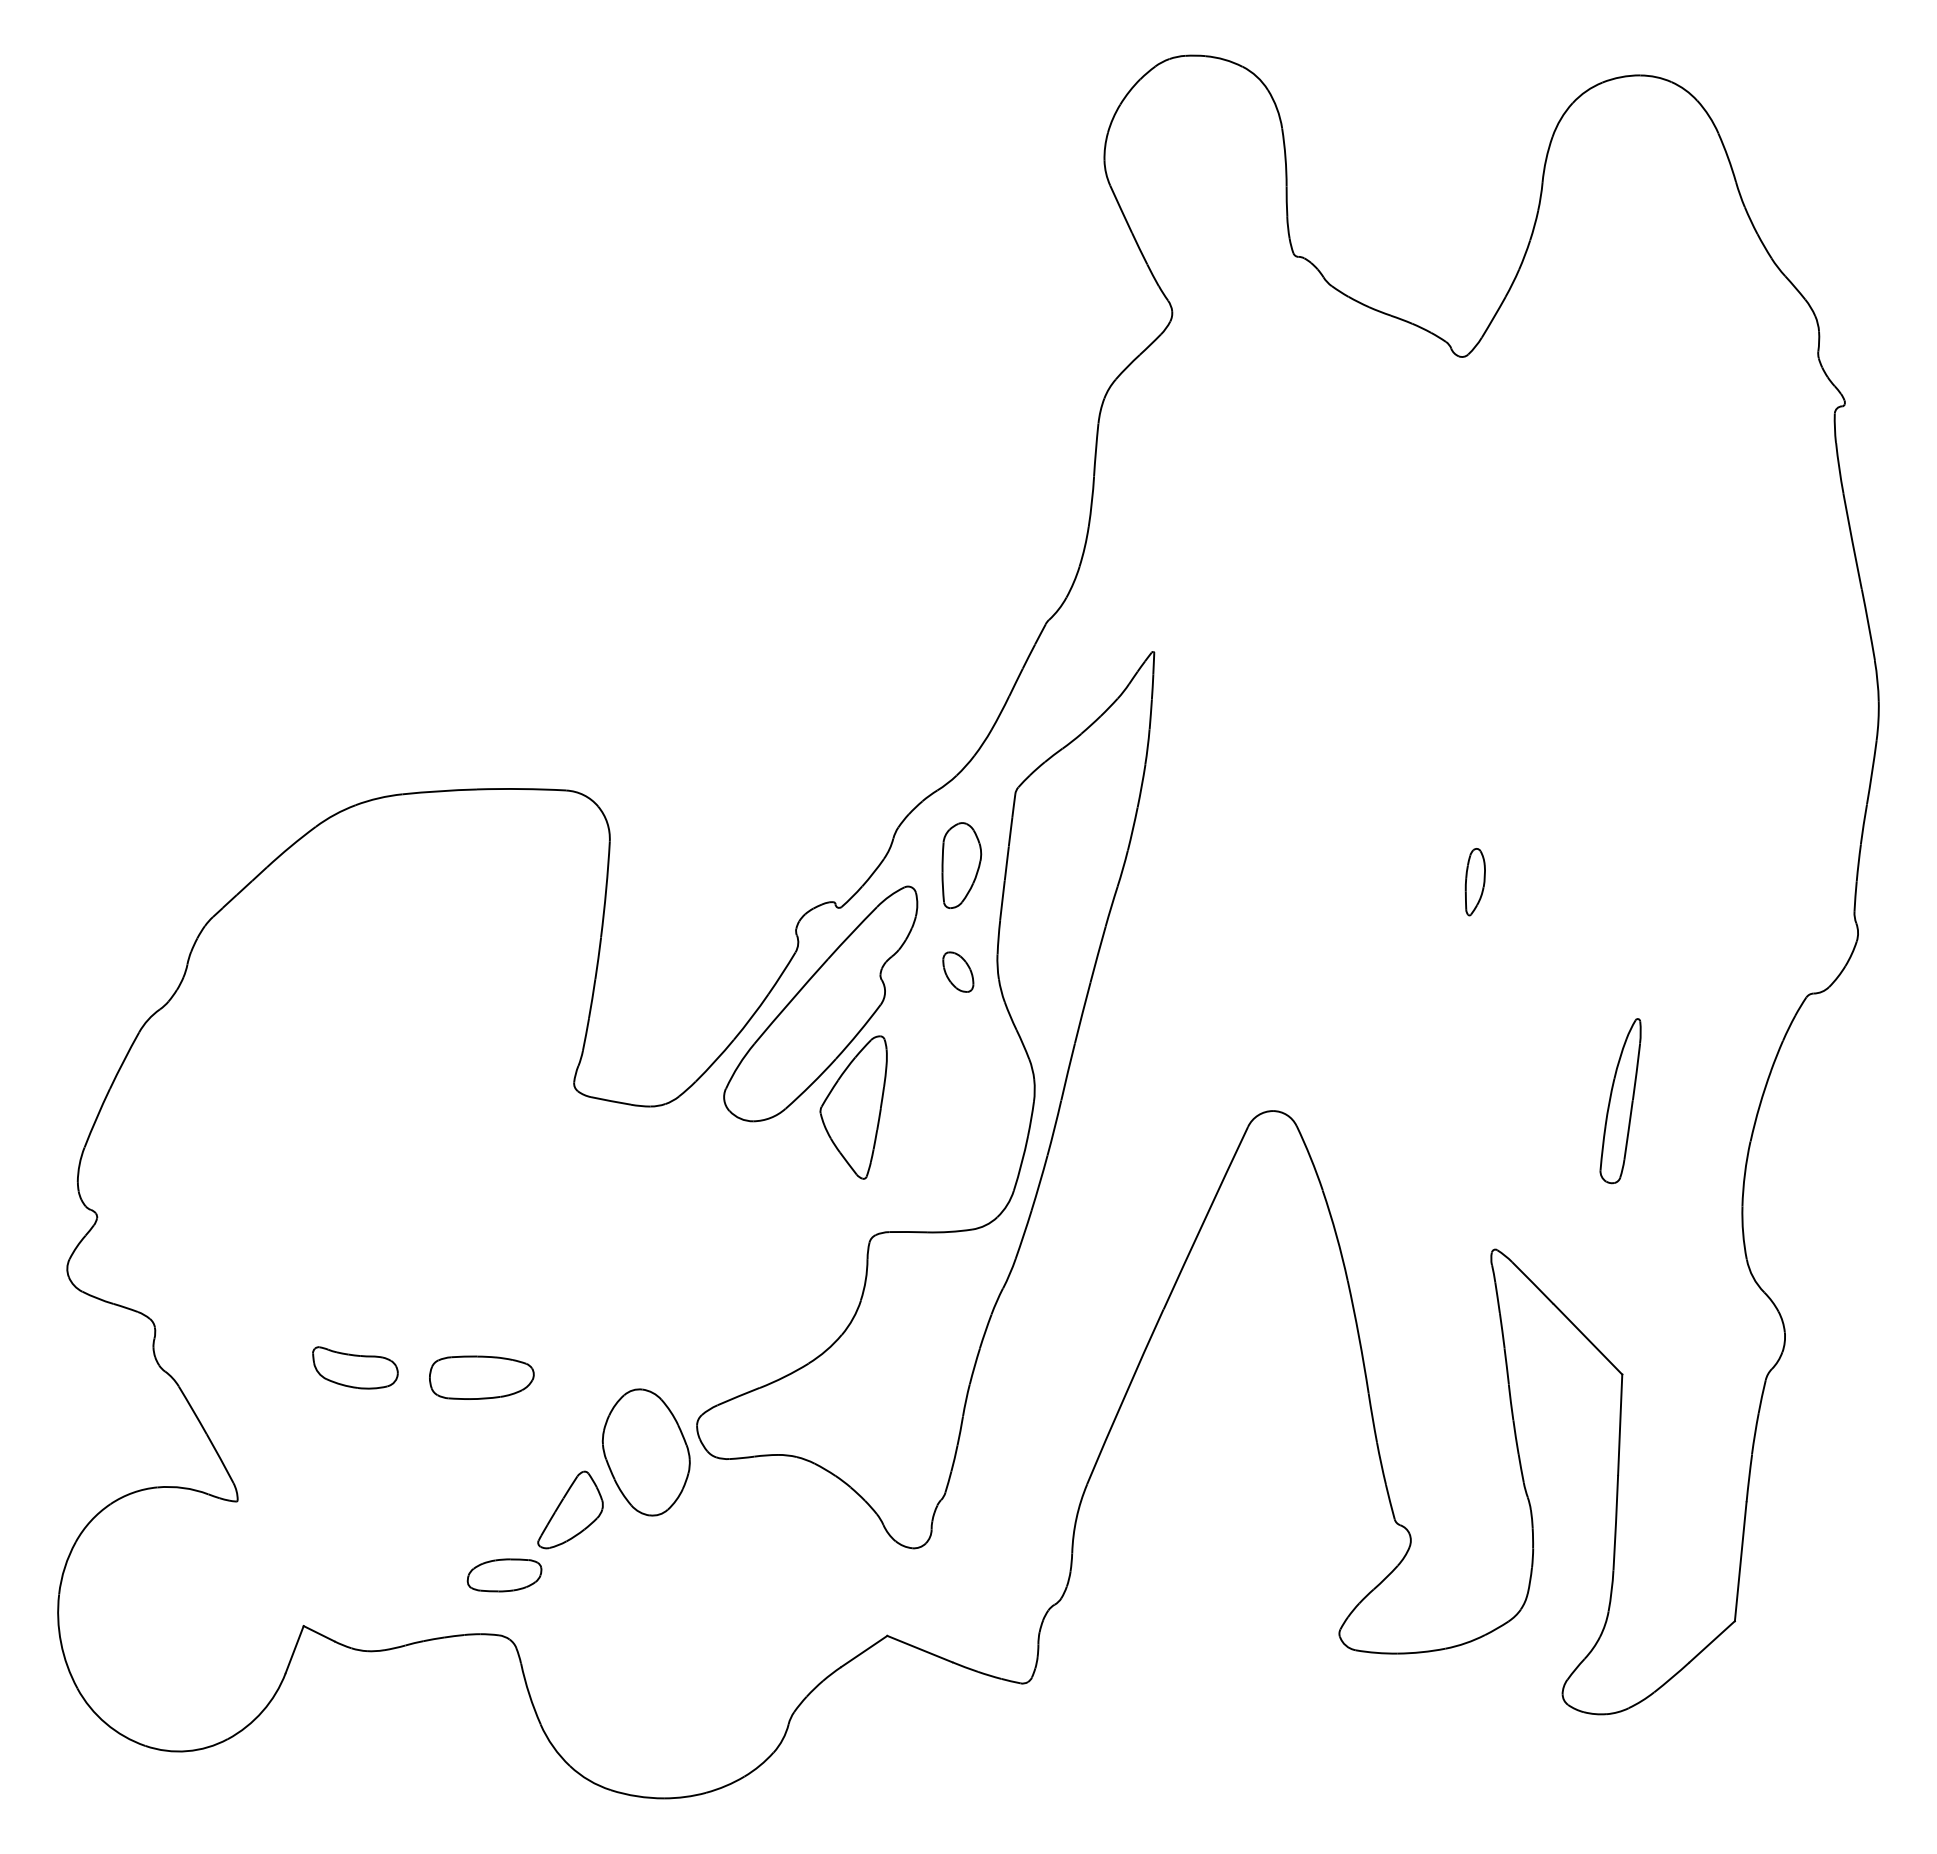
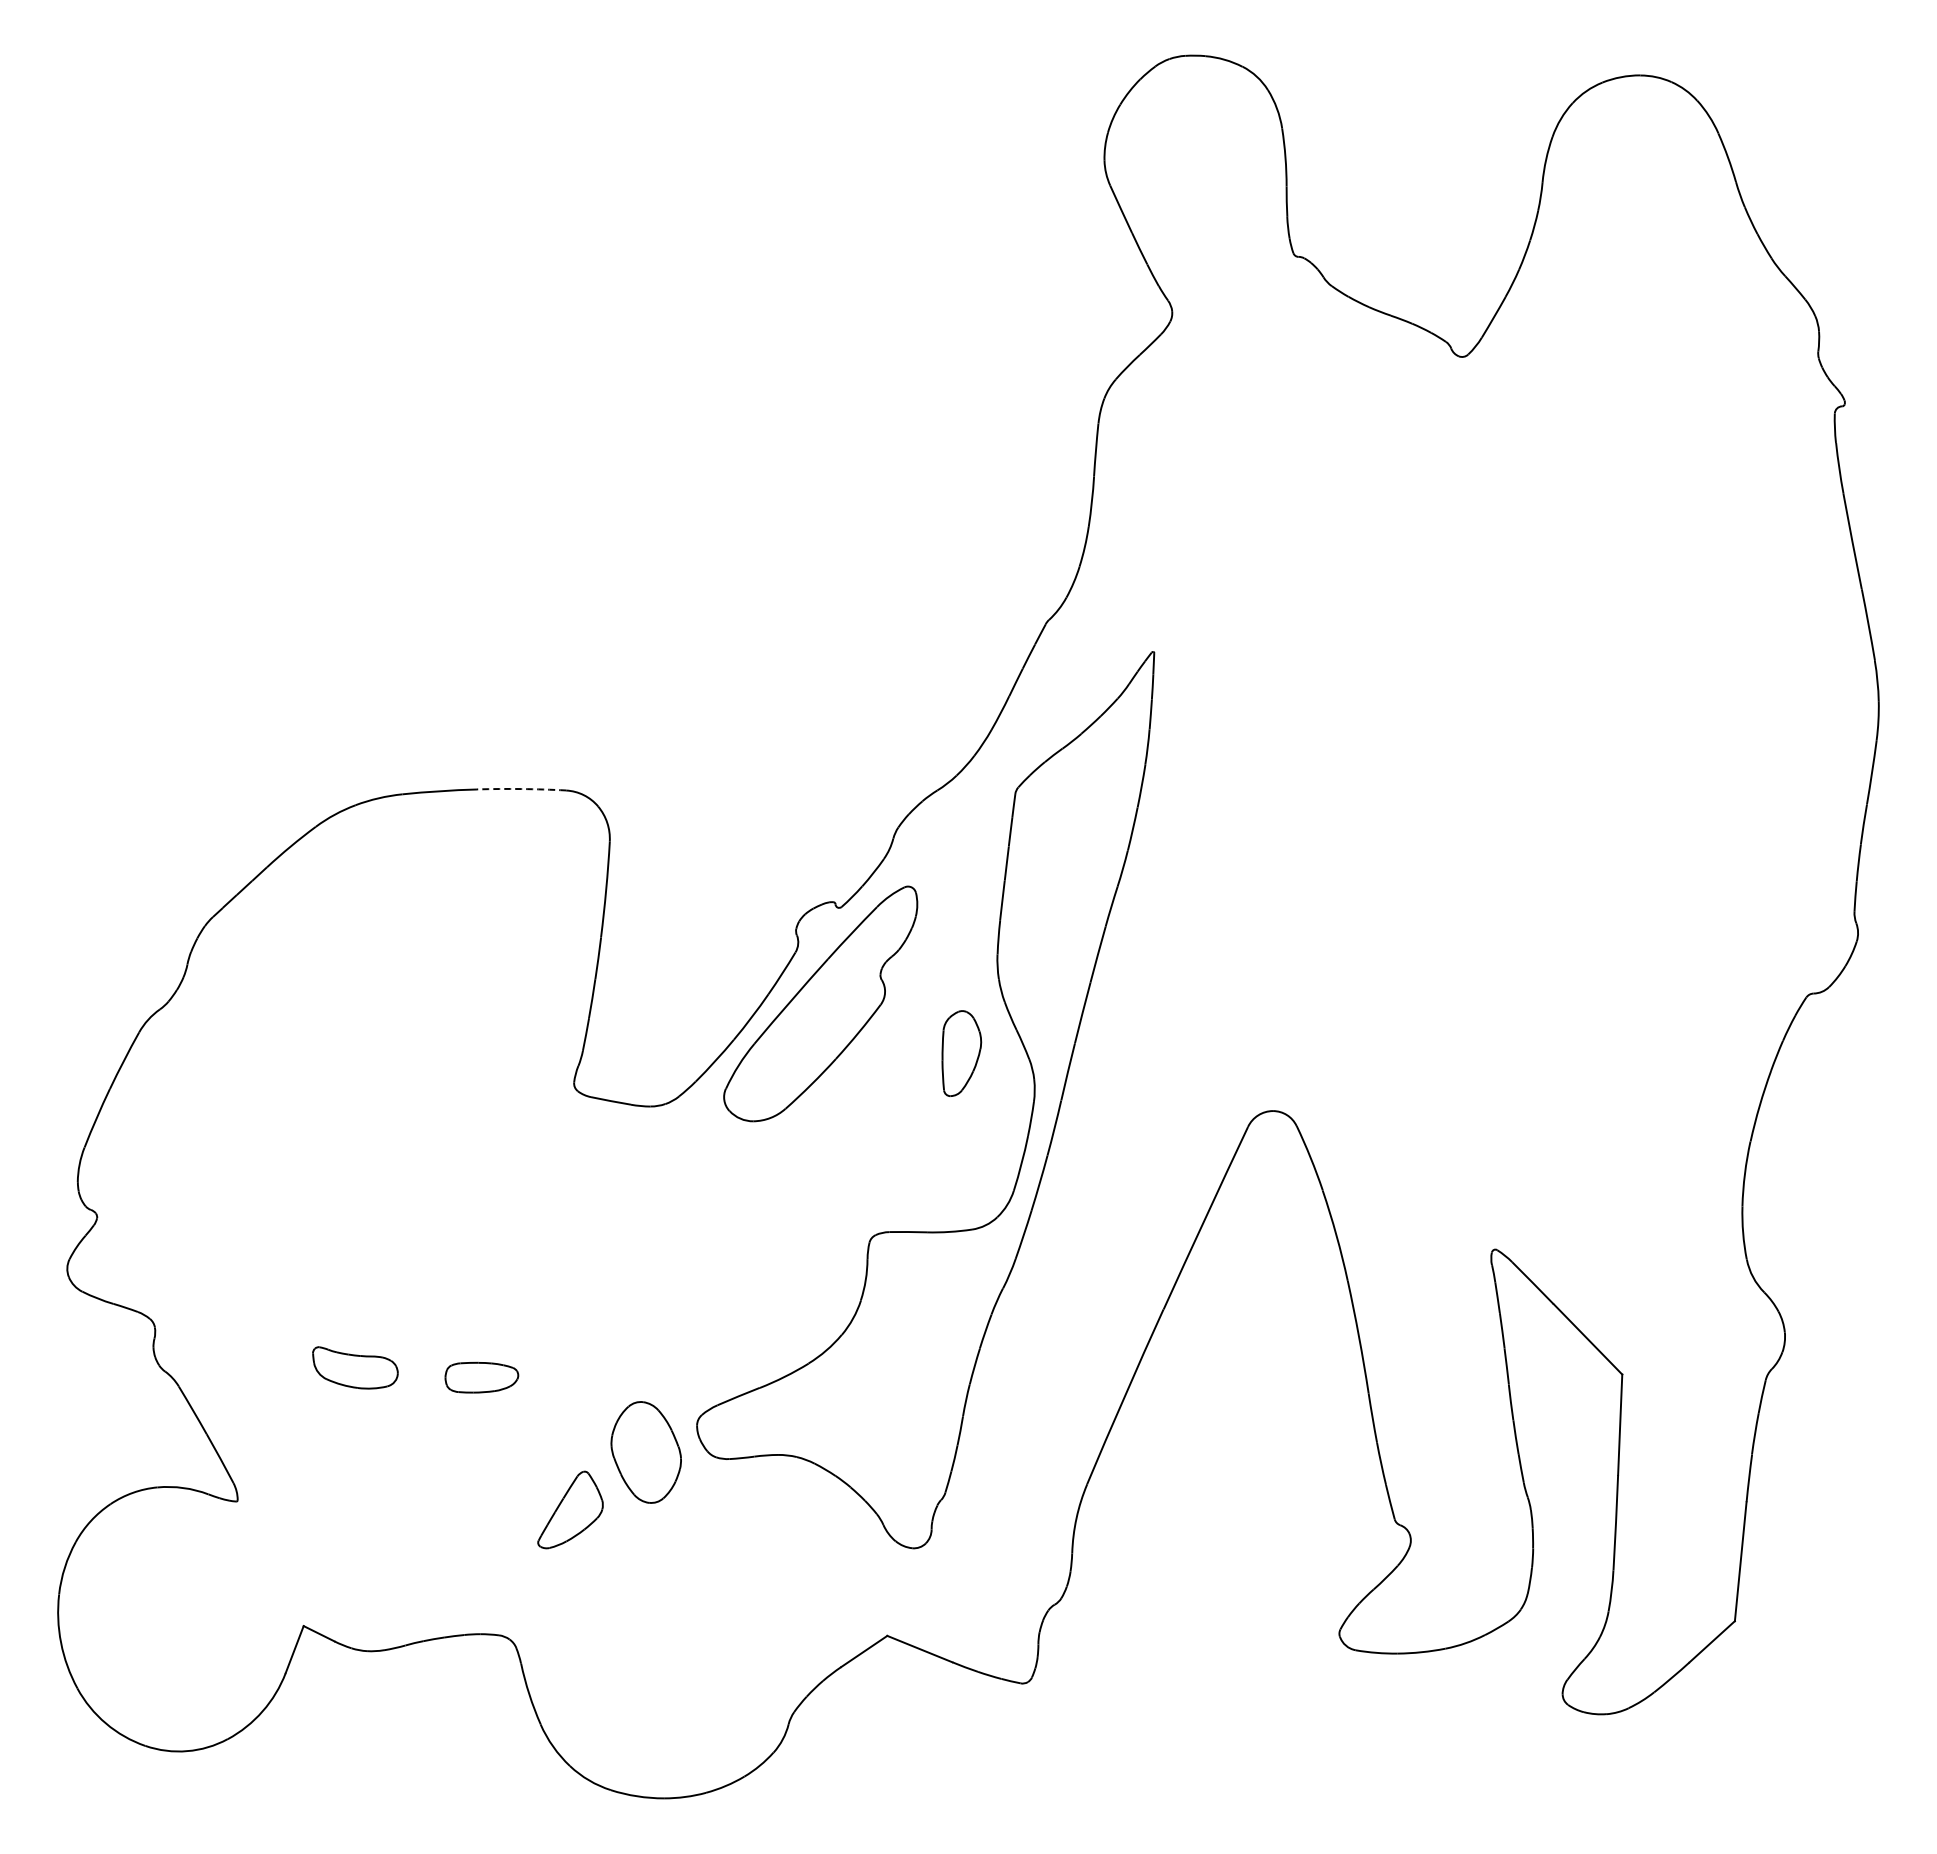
arc: solid -> dashed (521, 789)
part position: (961, 865) -> (961, 1053) (961, 1053)
part: present -> none (1474, 882)
part: present -> none (958, 971)
part: present -> none (1620, 1101)
part: present -> none (853, 1107)
part size: 106x45 px -> 76x33 px (481, 1377)
part size: 90x129 px -> 72x103 px (645, 1452)
part: present -> none (504, 1575)
